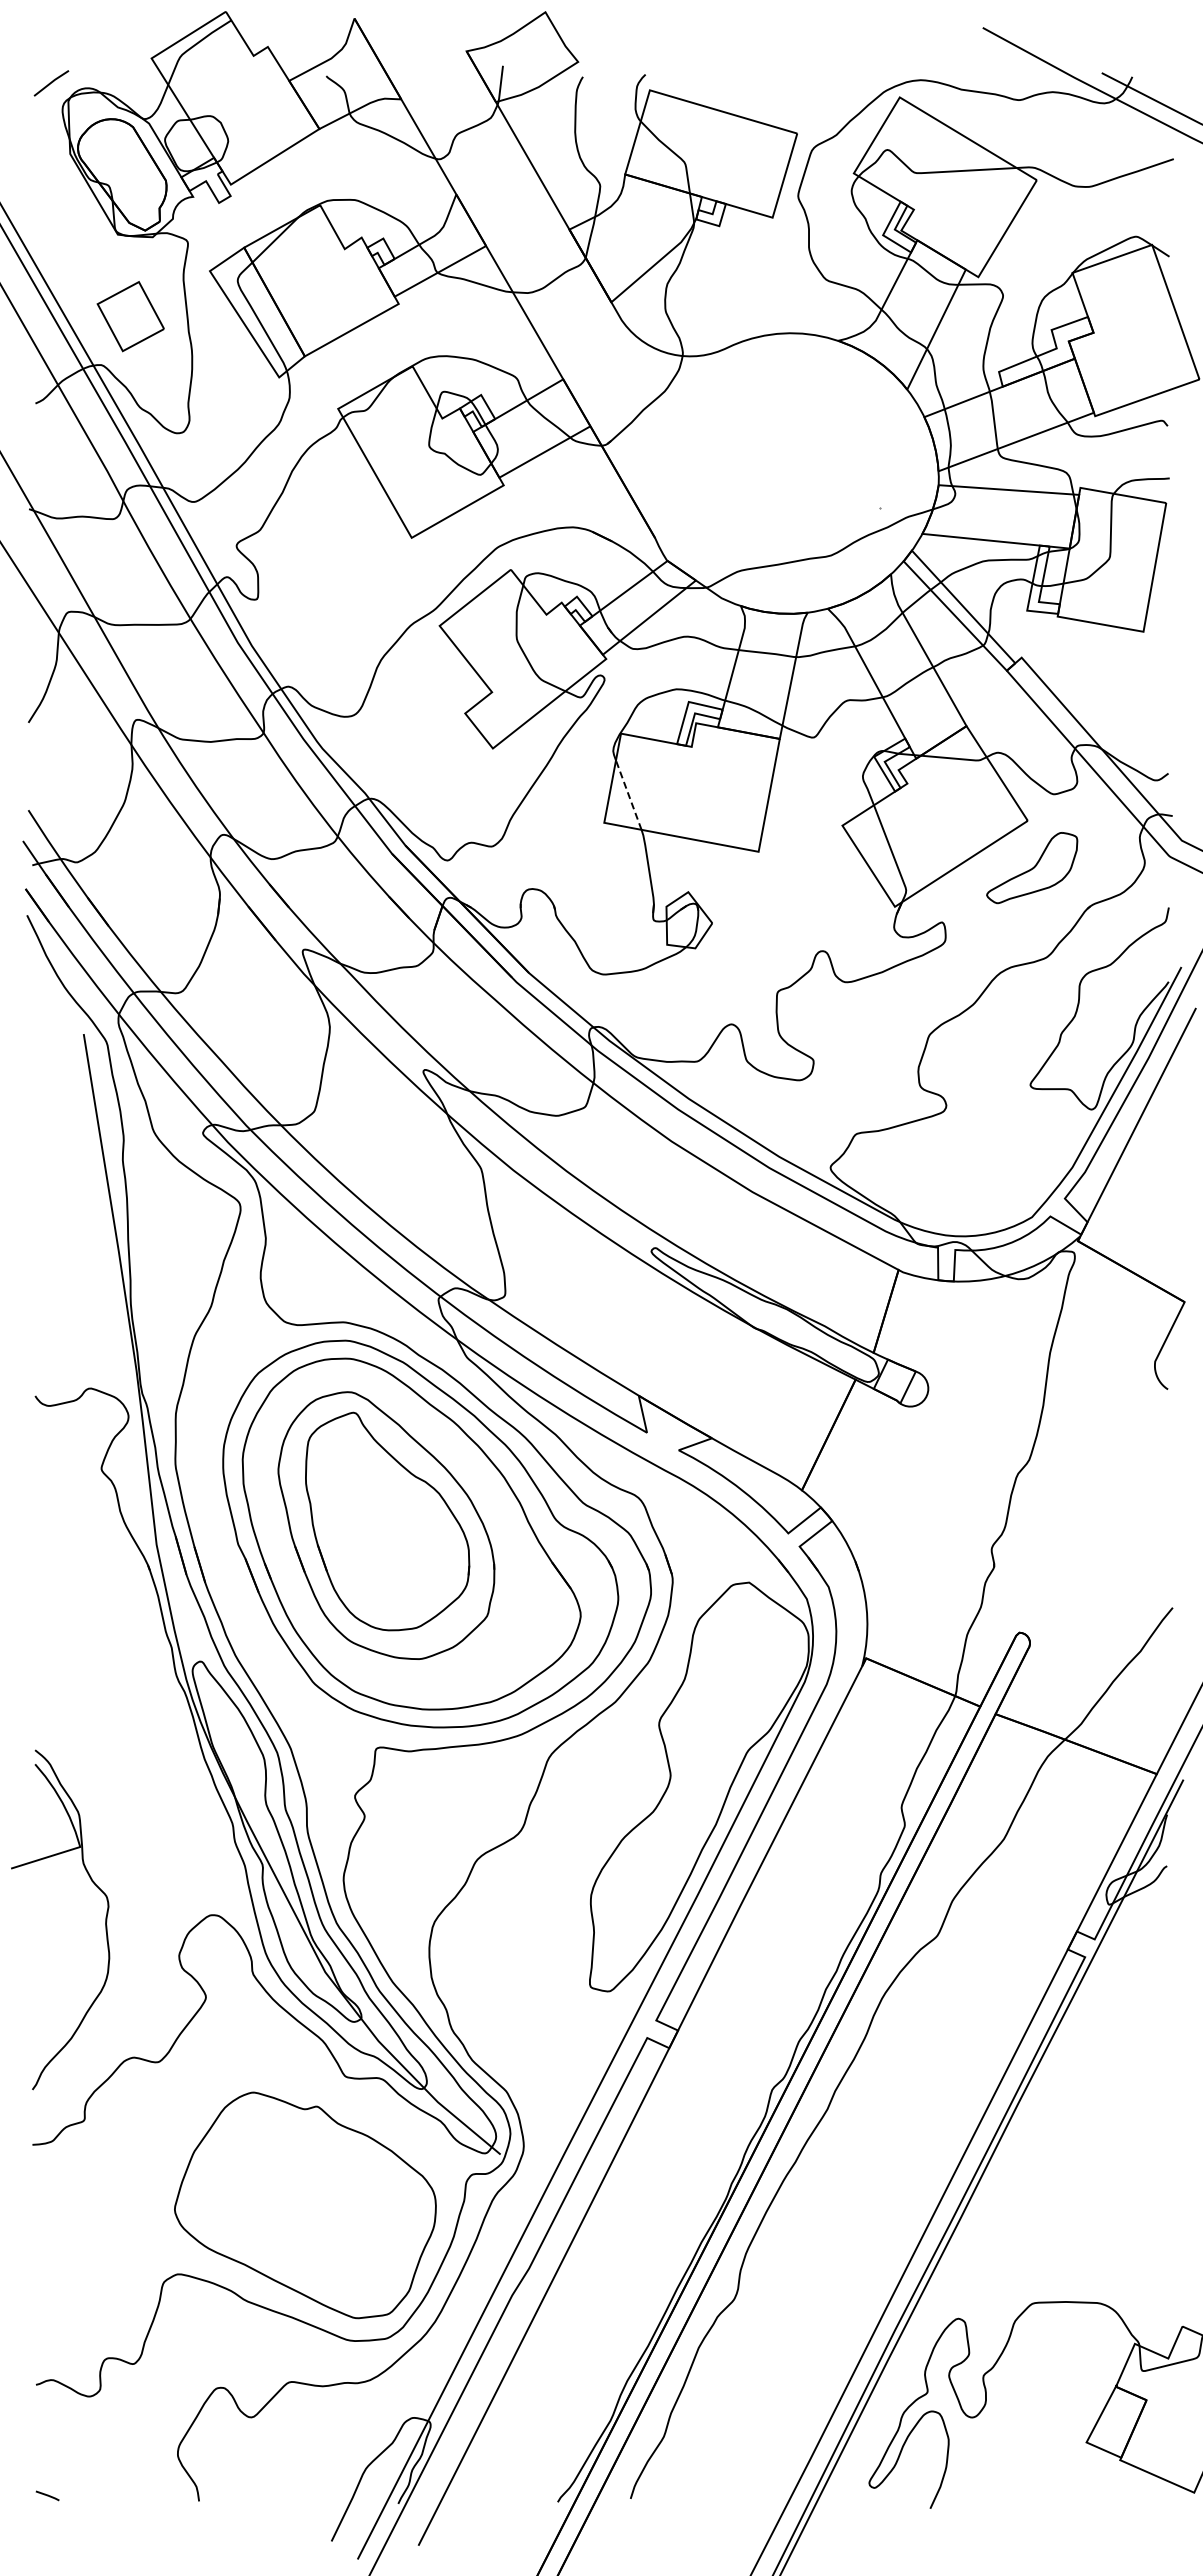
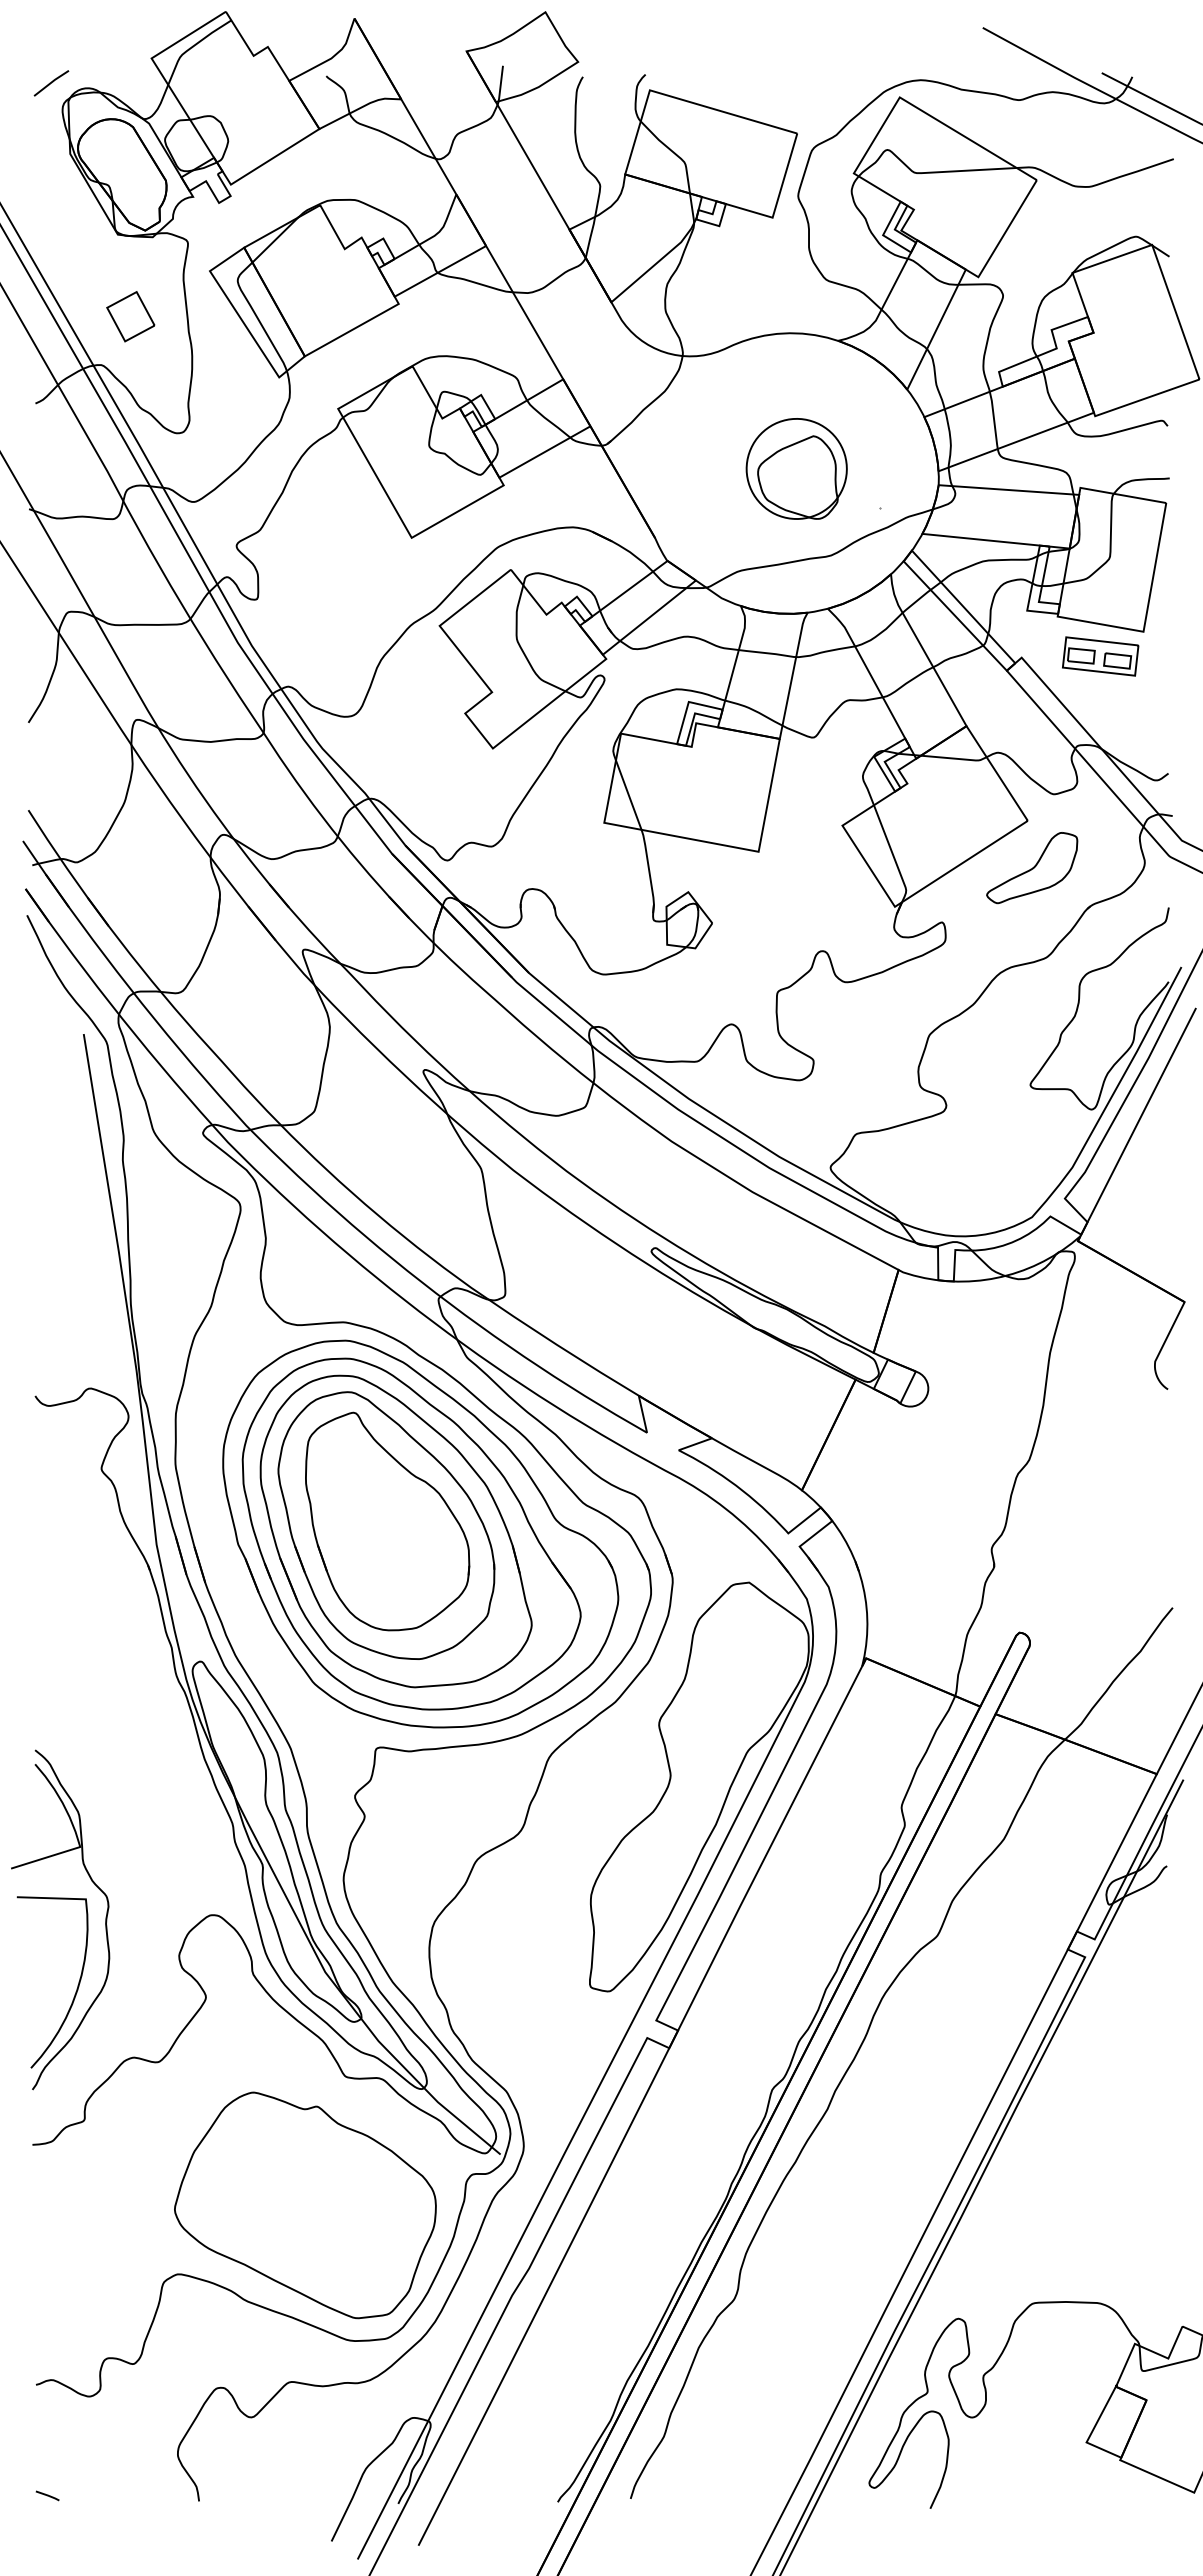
part size: 69x72 px -> 50x52 px (130, 316)
part: none -> present (796, 468)
part: none -> present (1100, 656)
line: dashed -> solid (628, 795)
part: none -> present (395, 1531)
curve: none -> present (75, 1991)
